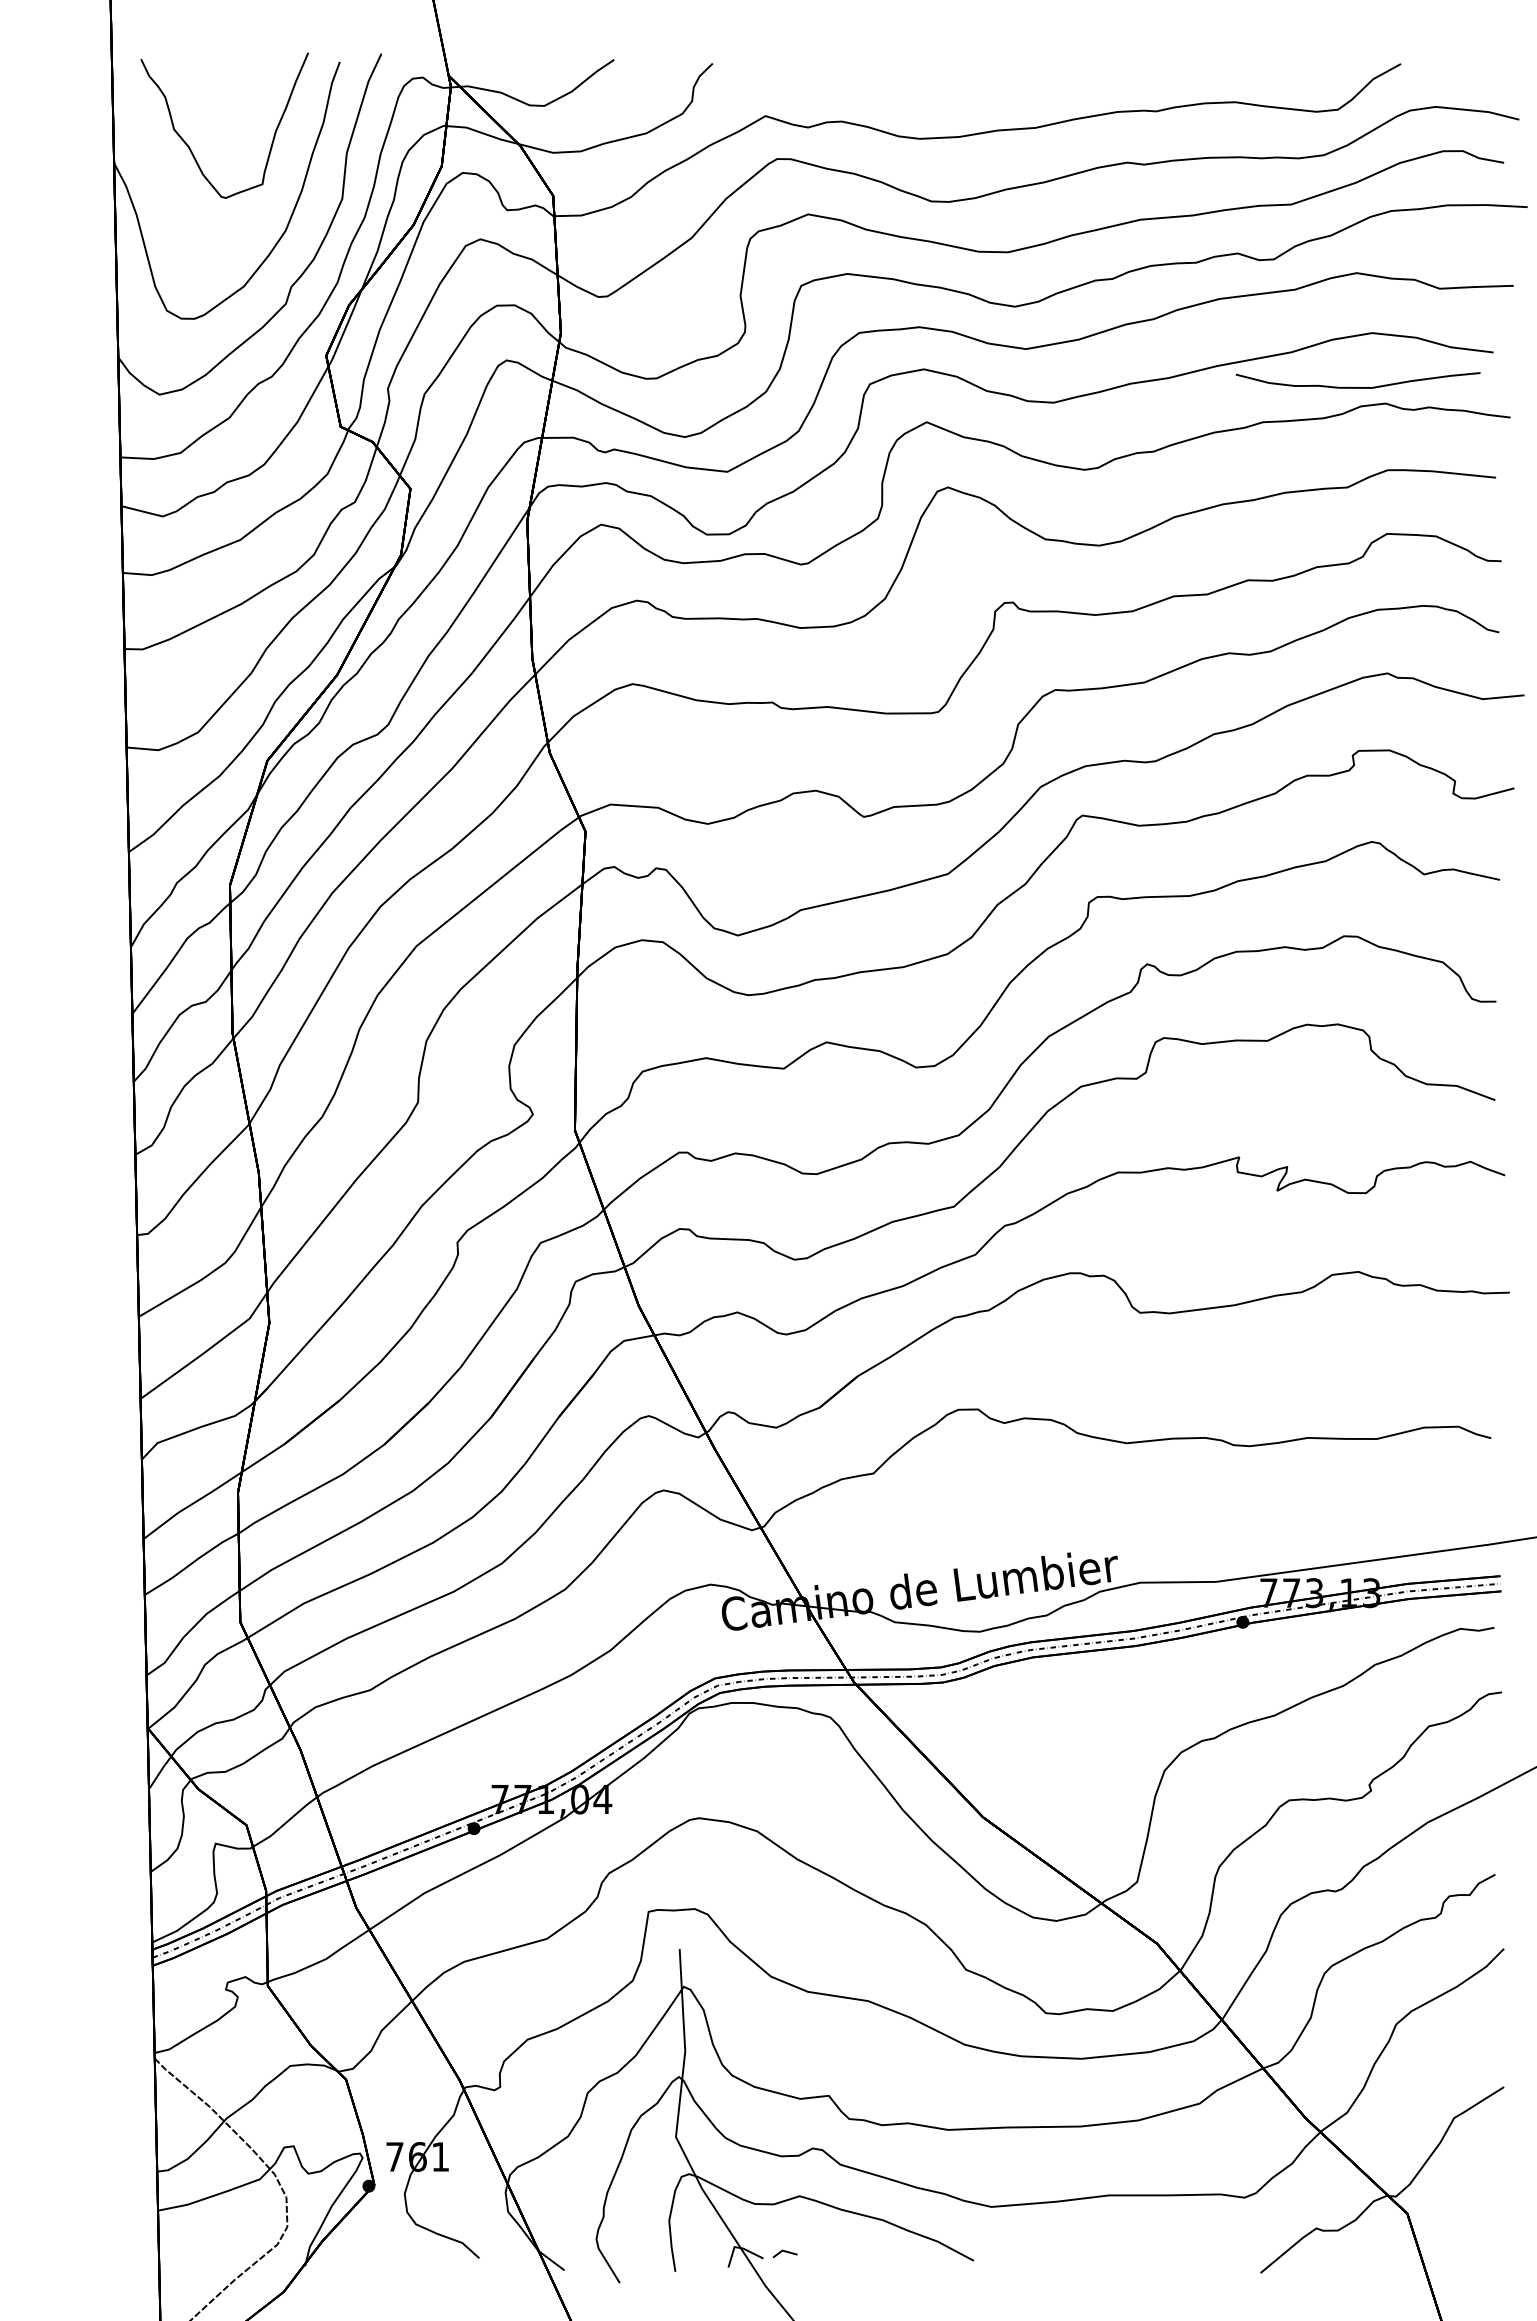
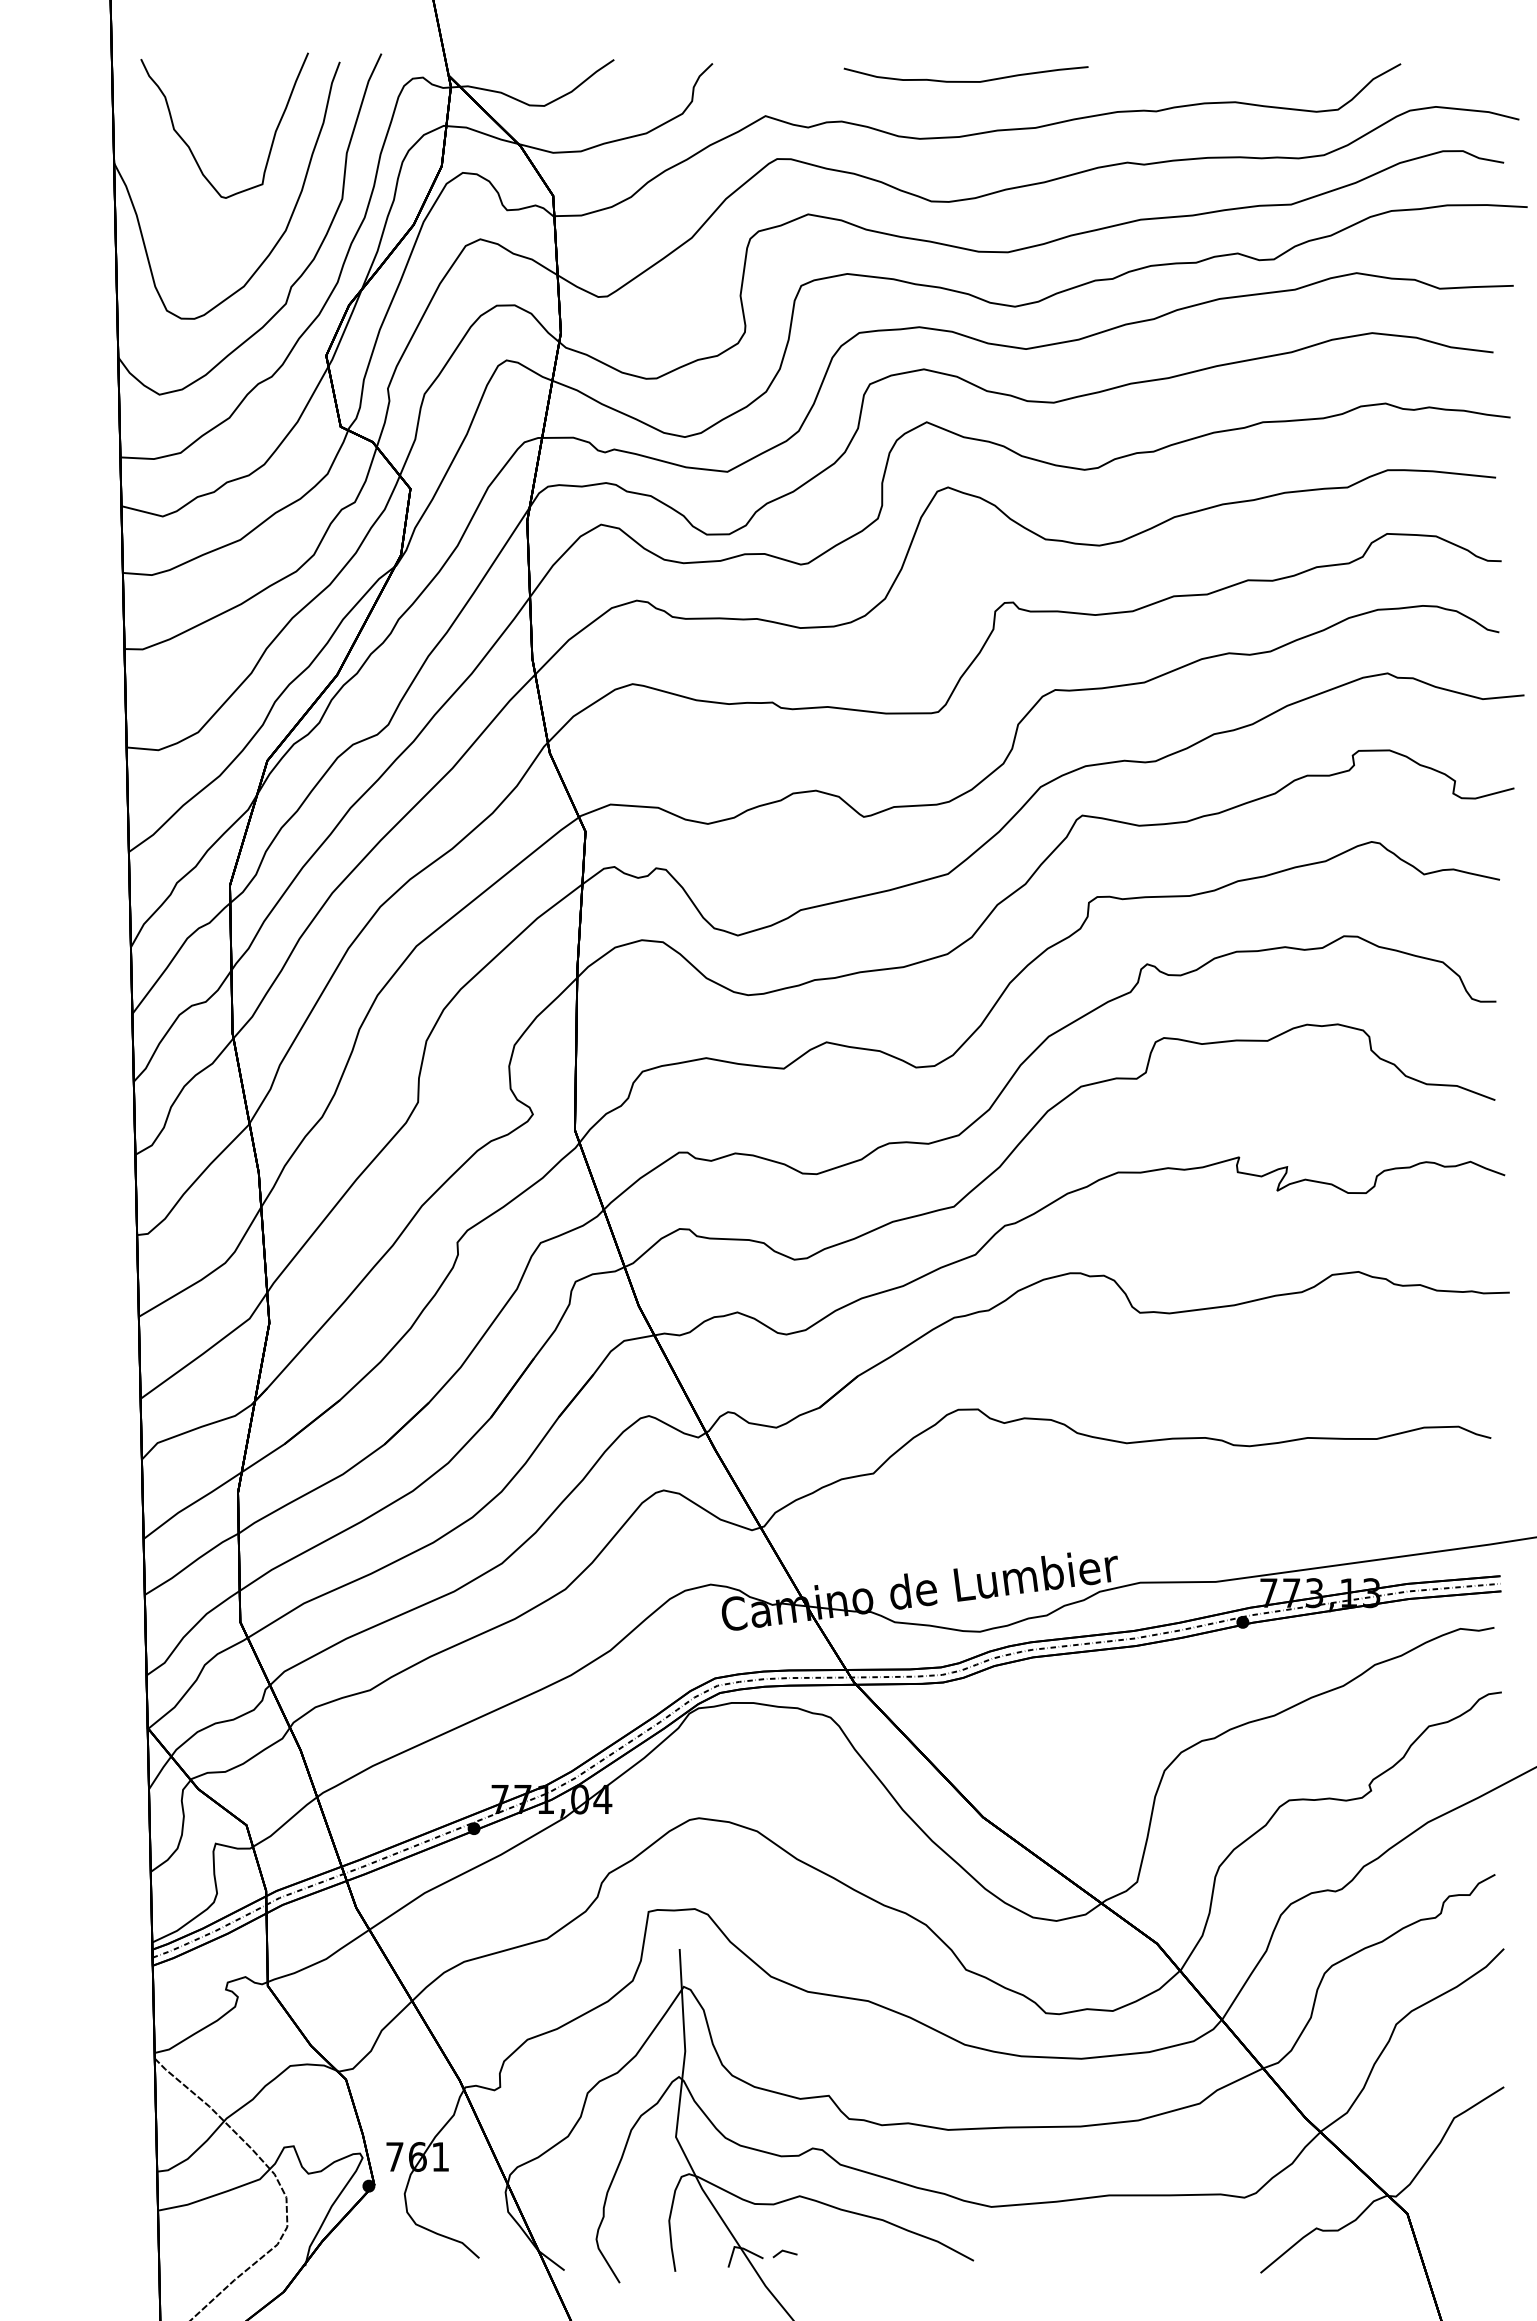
curve position: (1357, 387) -> (965, 81) (965, 81)
